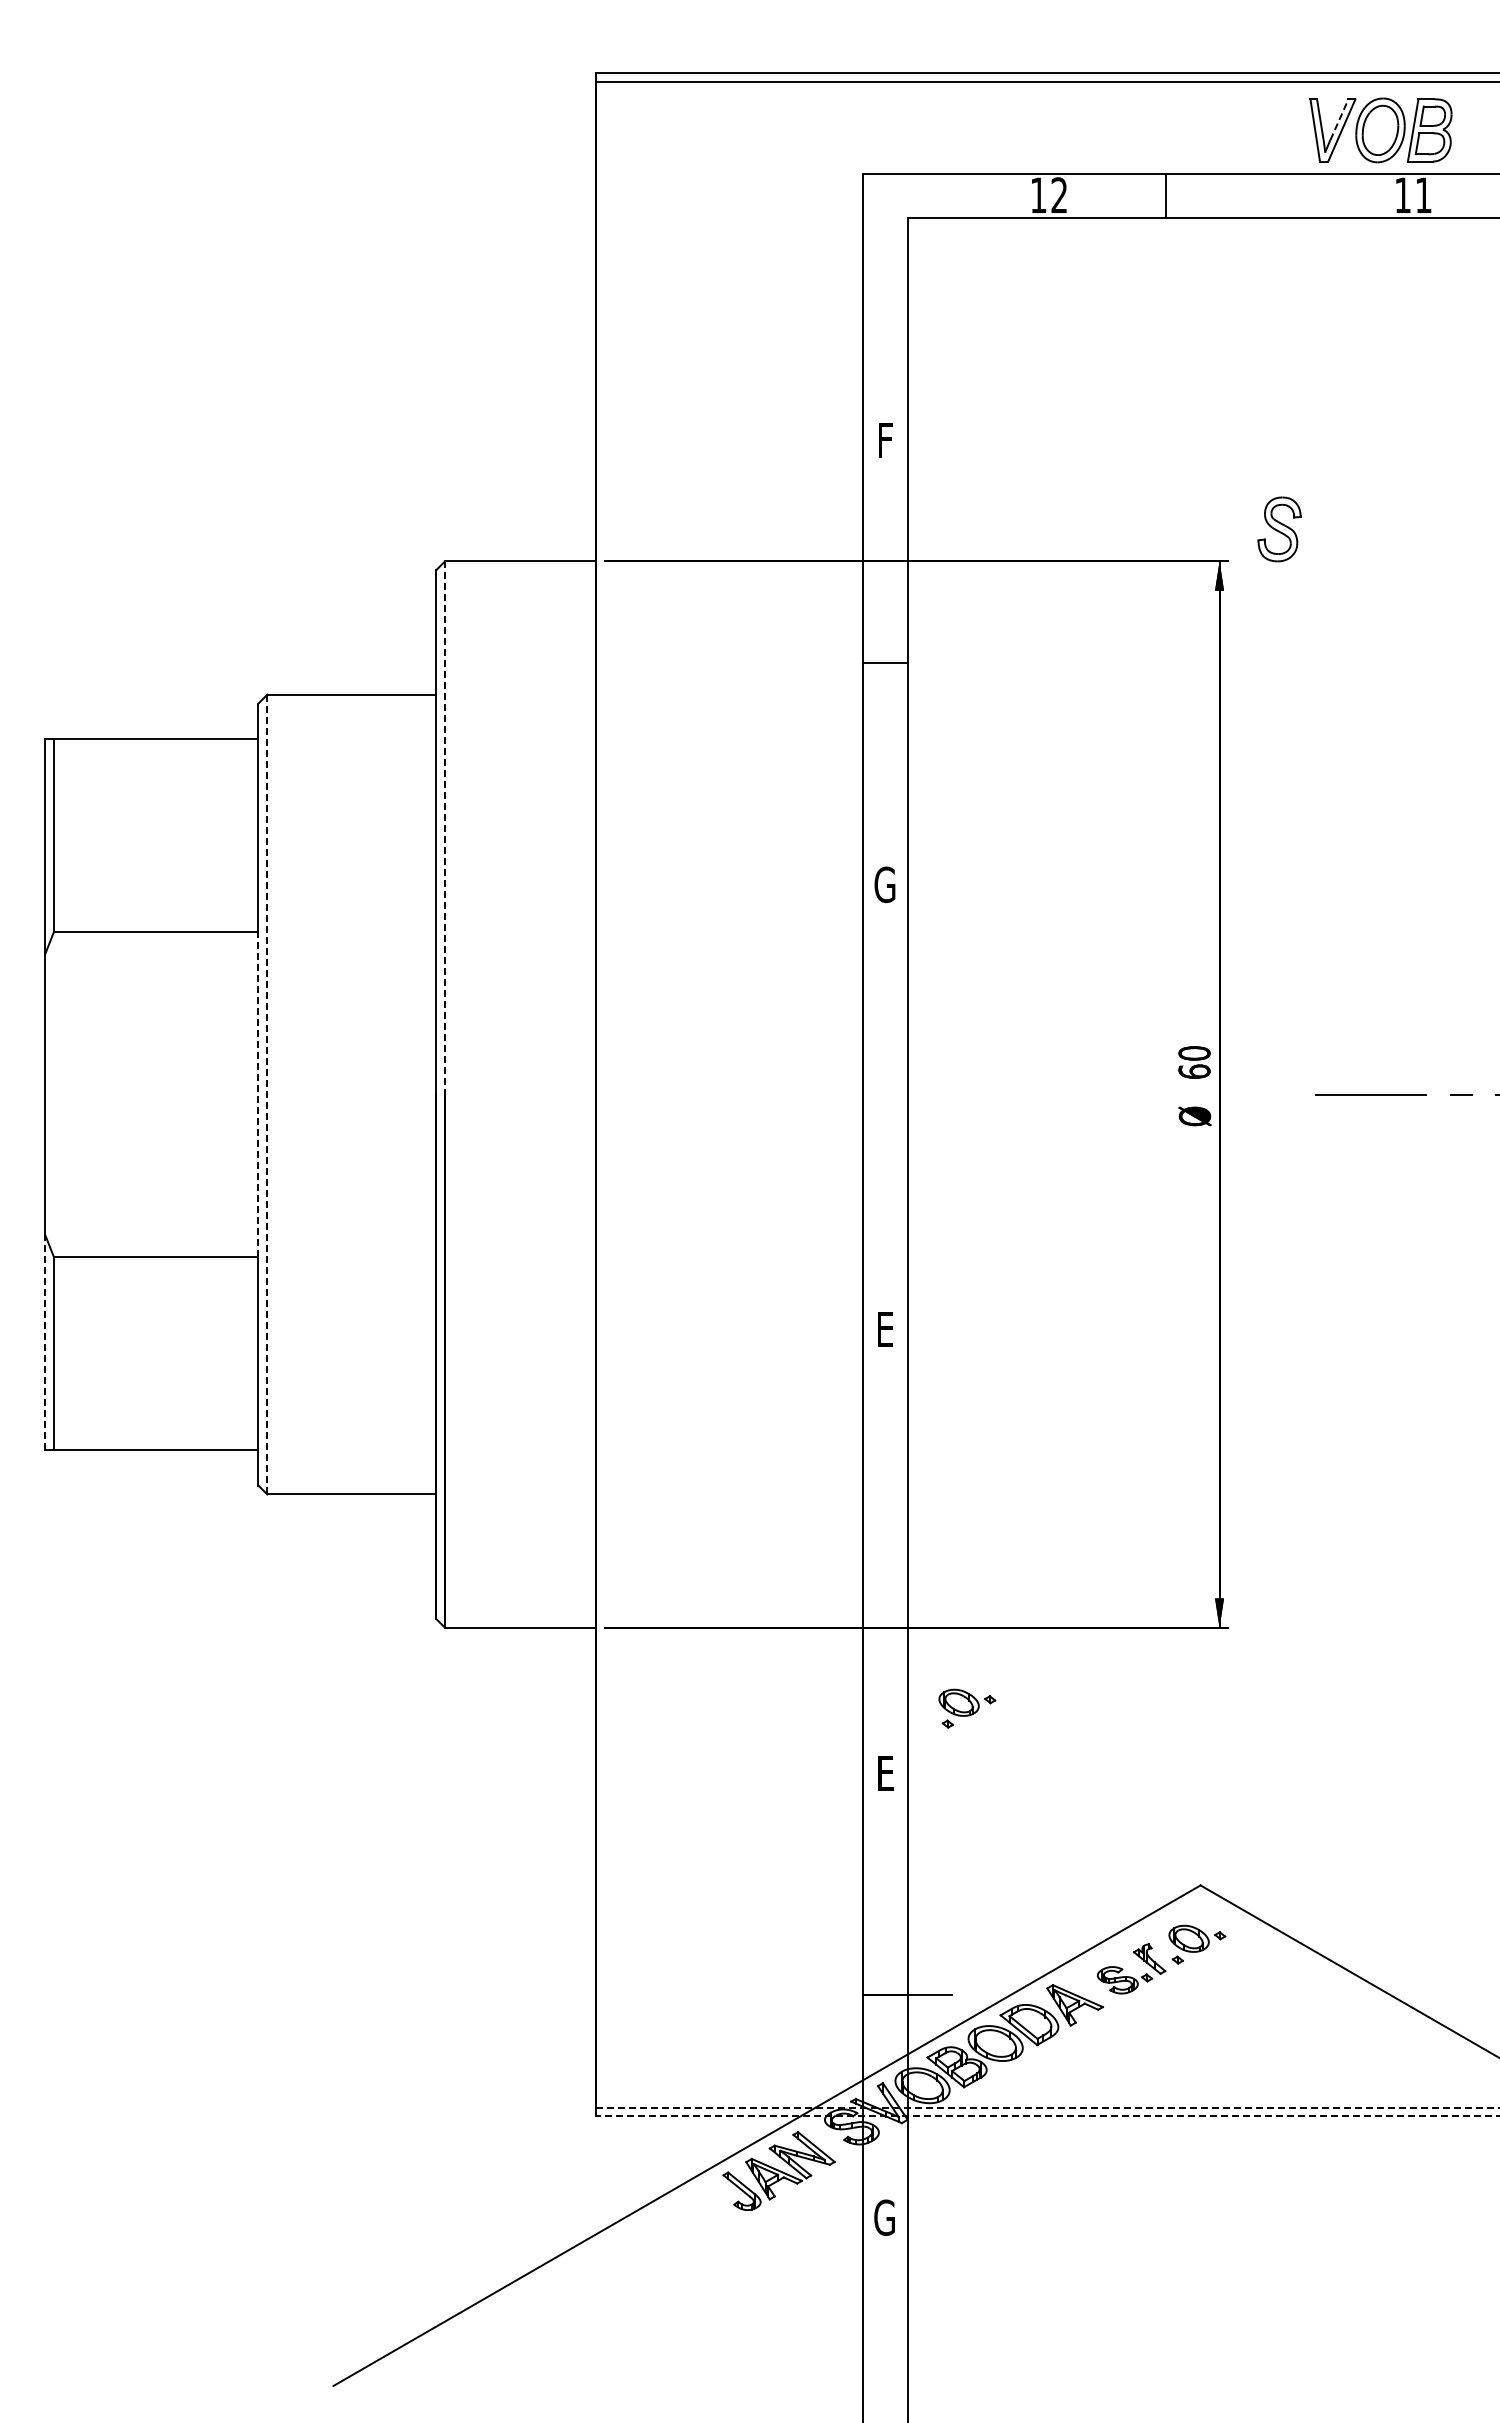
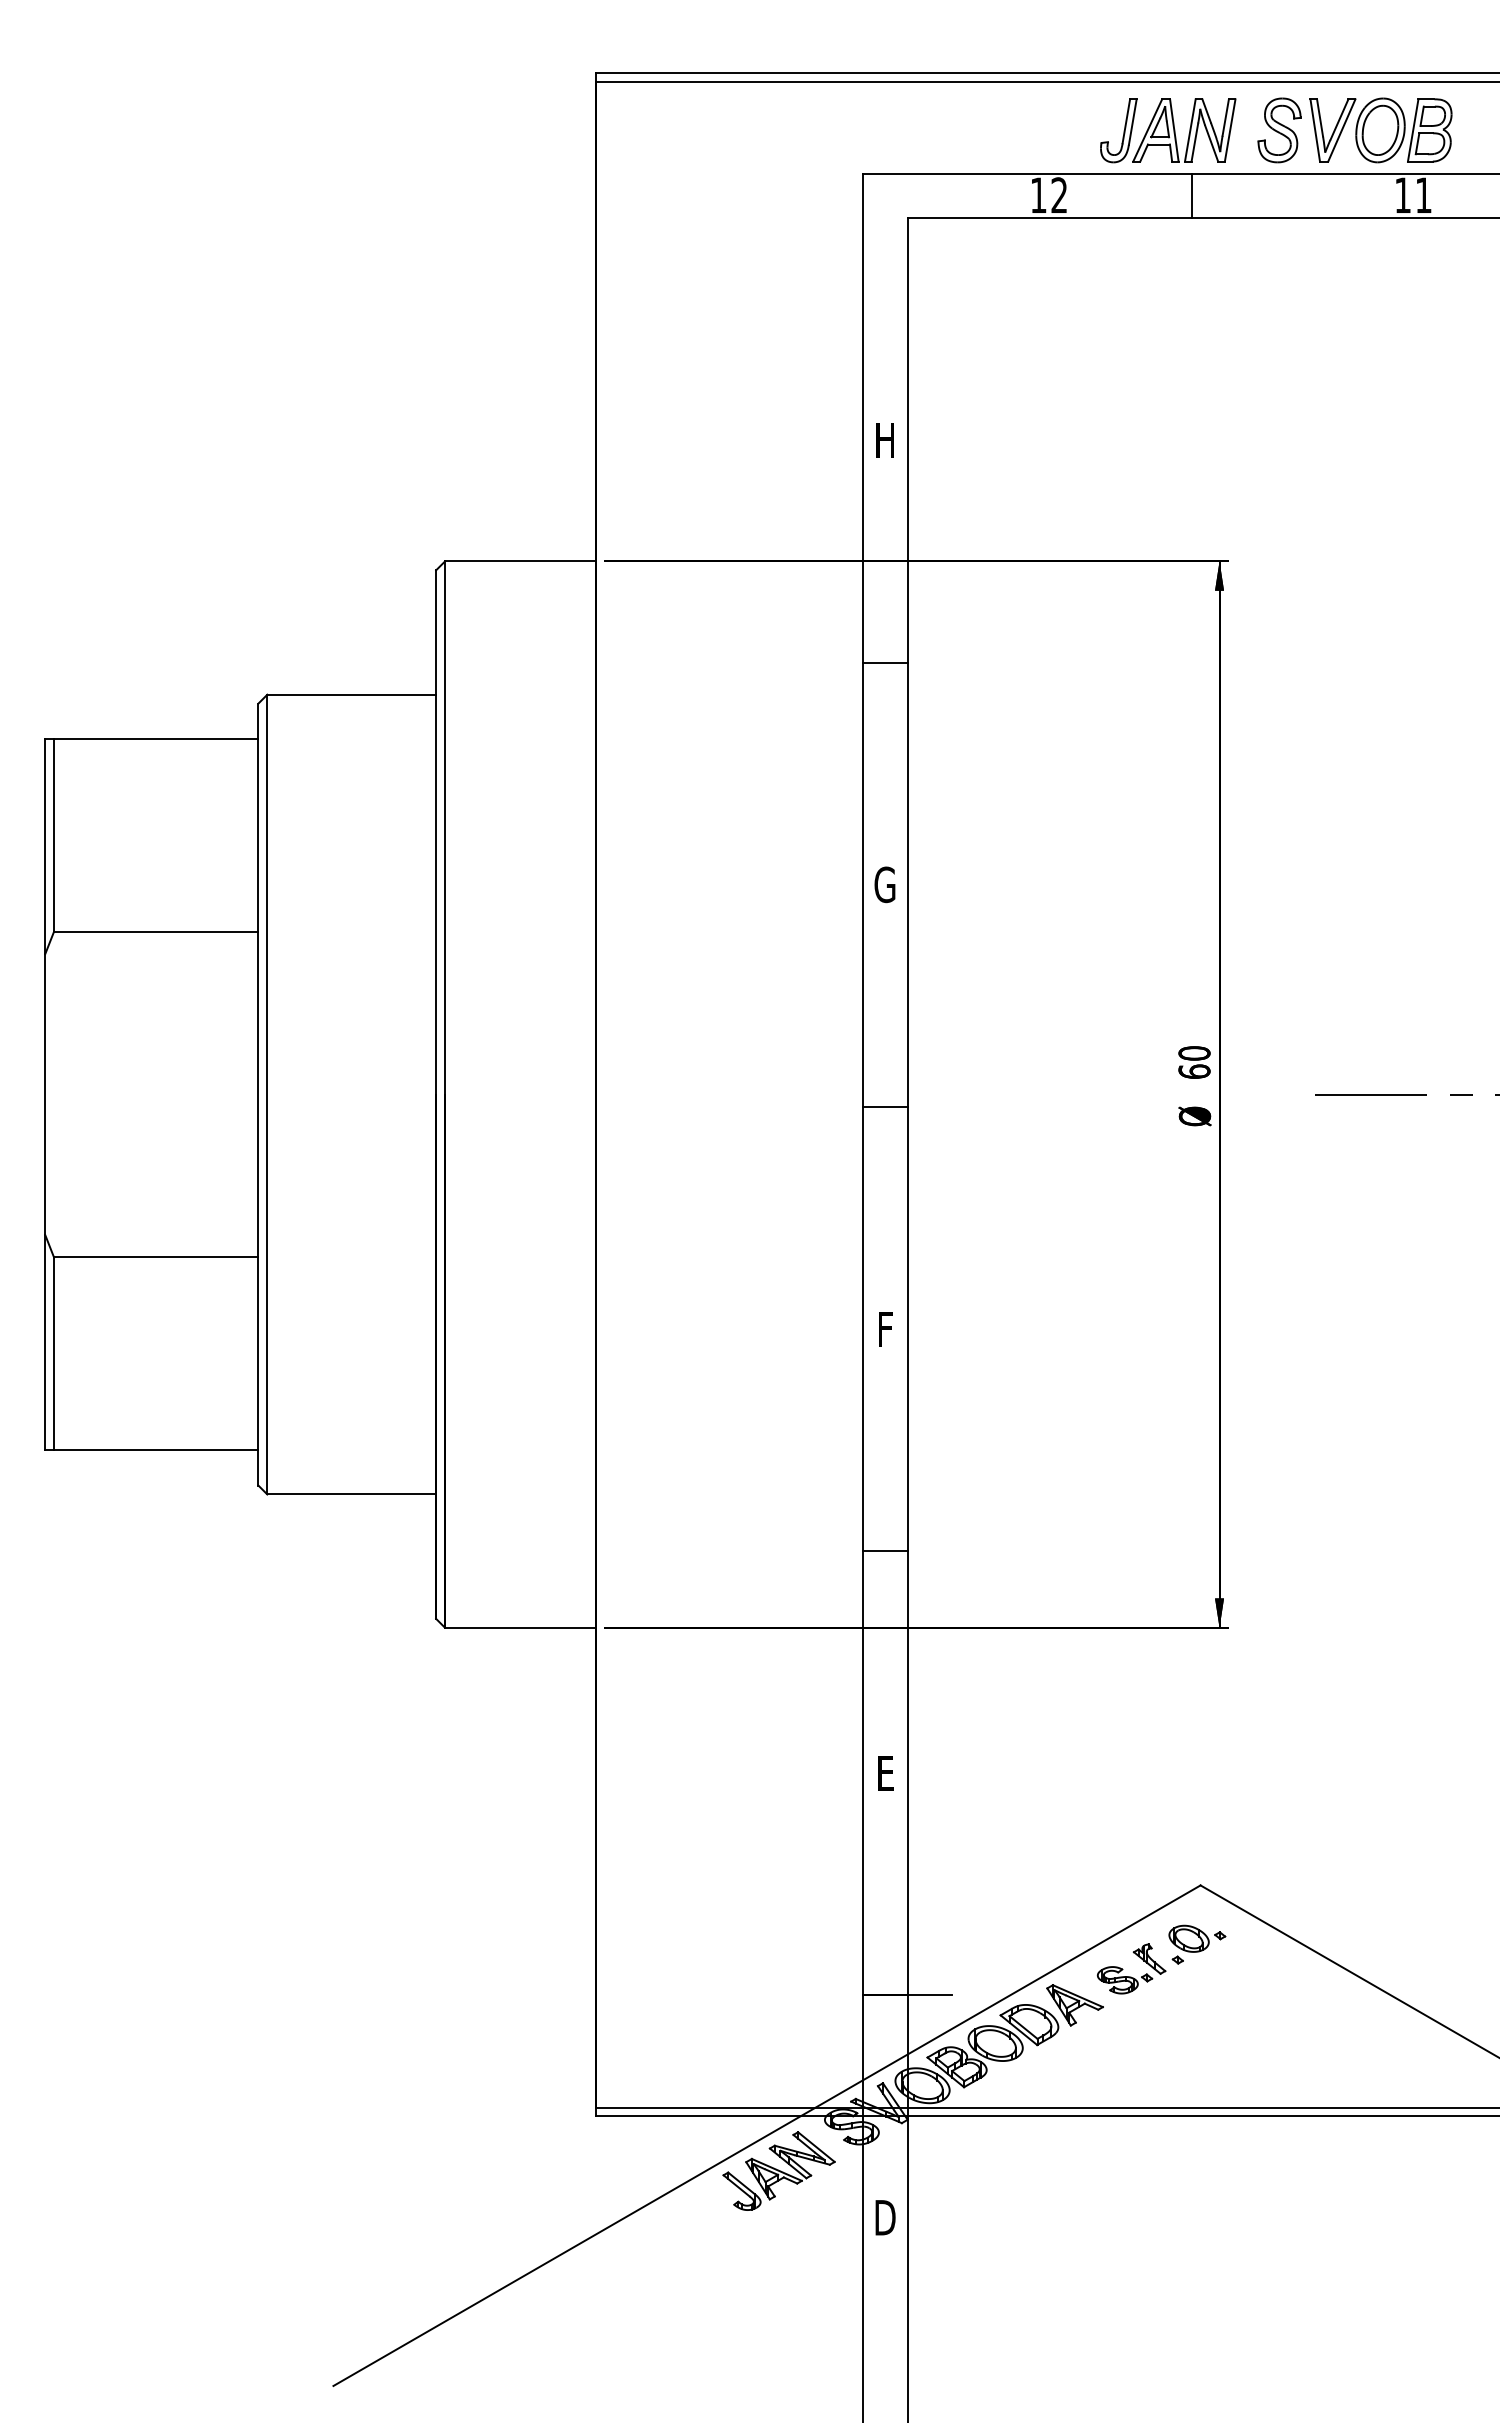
line: dashed -> solid (1339, 119)
part: none -> present (1168, 130)
line position: (1166, 195) -> (1192, 195) (1192, 195)
text: F -> H (884, 440)
part position: (1279, 529) -> (1279, 130) (1279, 130)
line: dashed -> solid (445, 828)
line: dashed -> solid (258, 1094)
line: dashed -> solid (267, 1094)
line: none -> present (885, 1106)
text: E -> F (885, 1329)
line: dashed -> solid (45, 1342)
line: none -> present (885, 1551)
part: present -> none (967, 1708)
line: dashed -> solid (1047, 2107)
line: dashed -> solid (1047, 2116)
text: G -> D (884, 2217)
